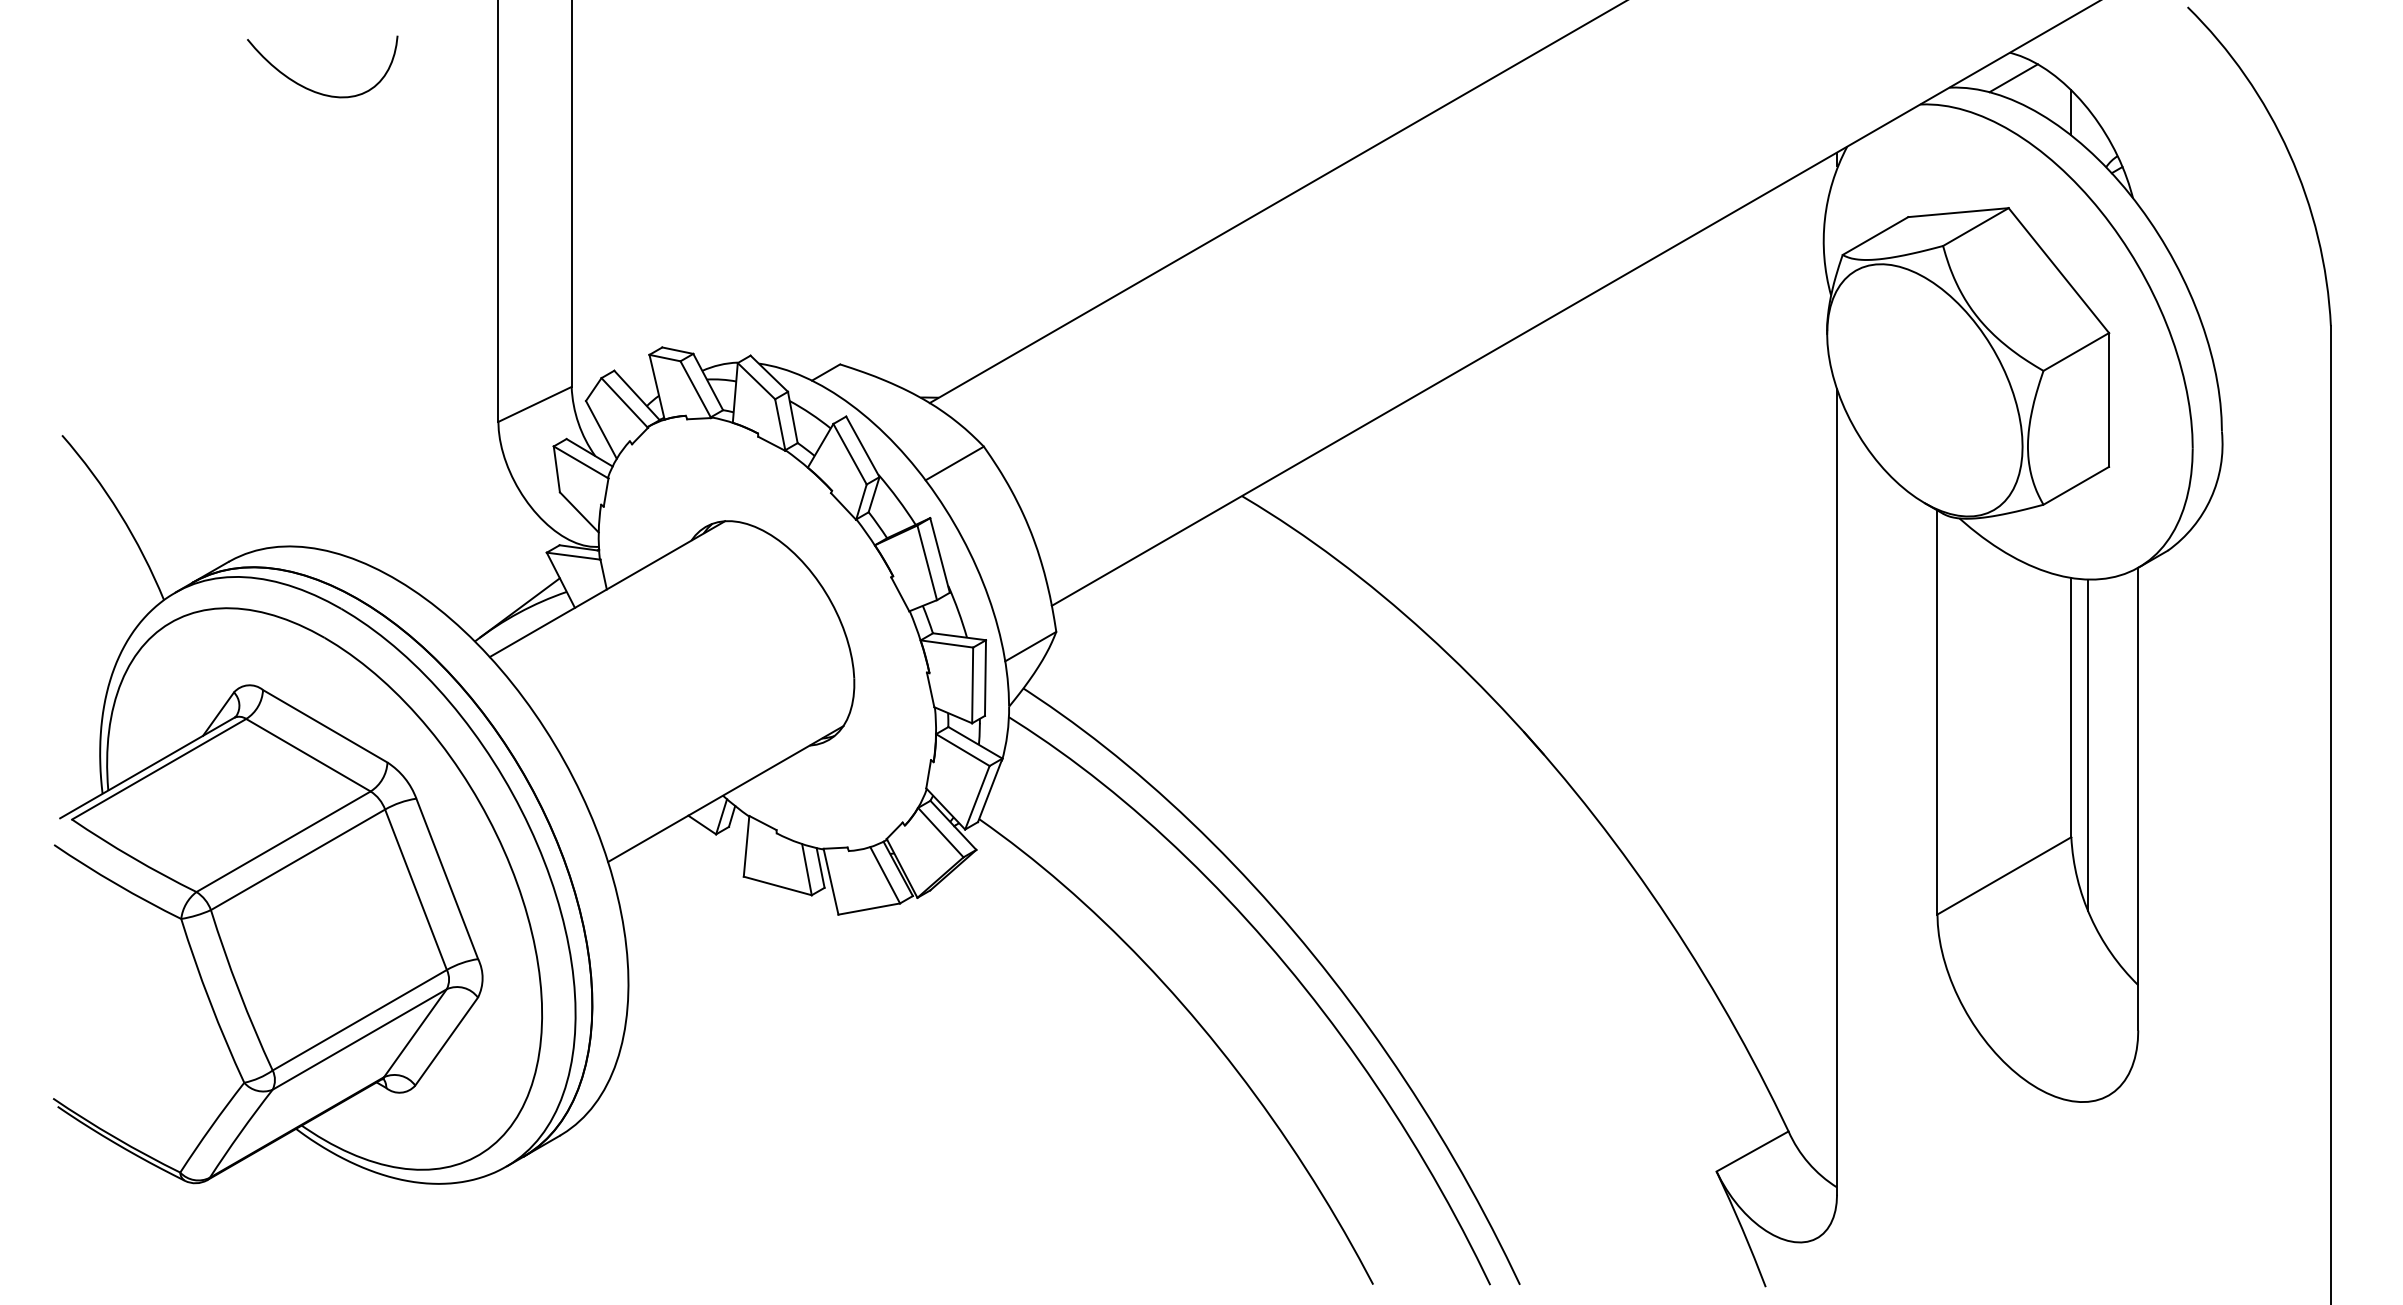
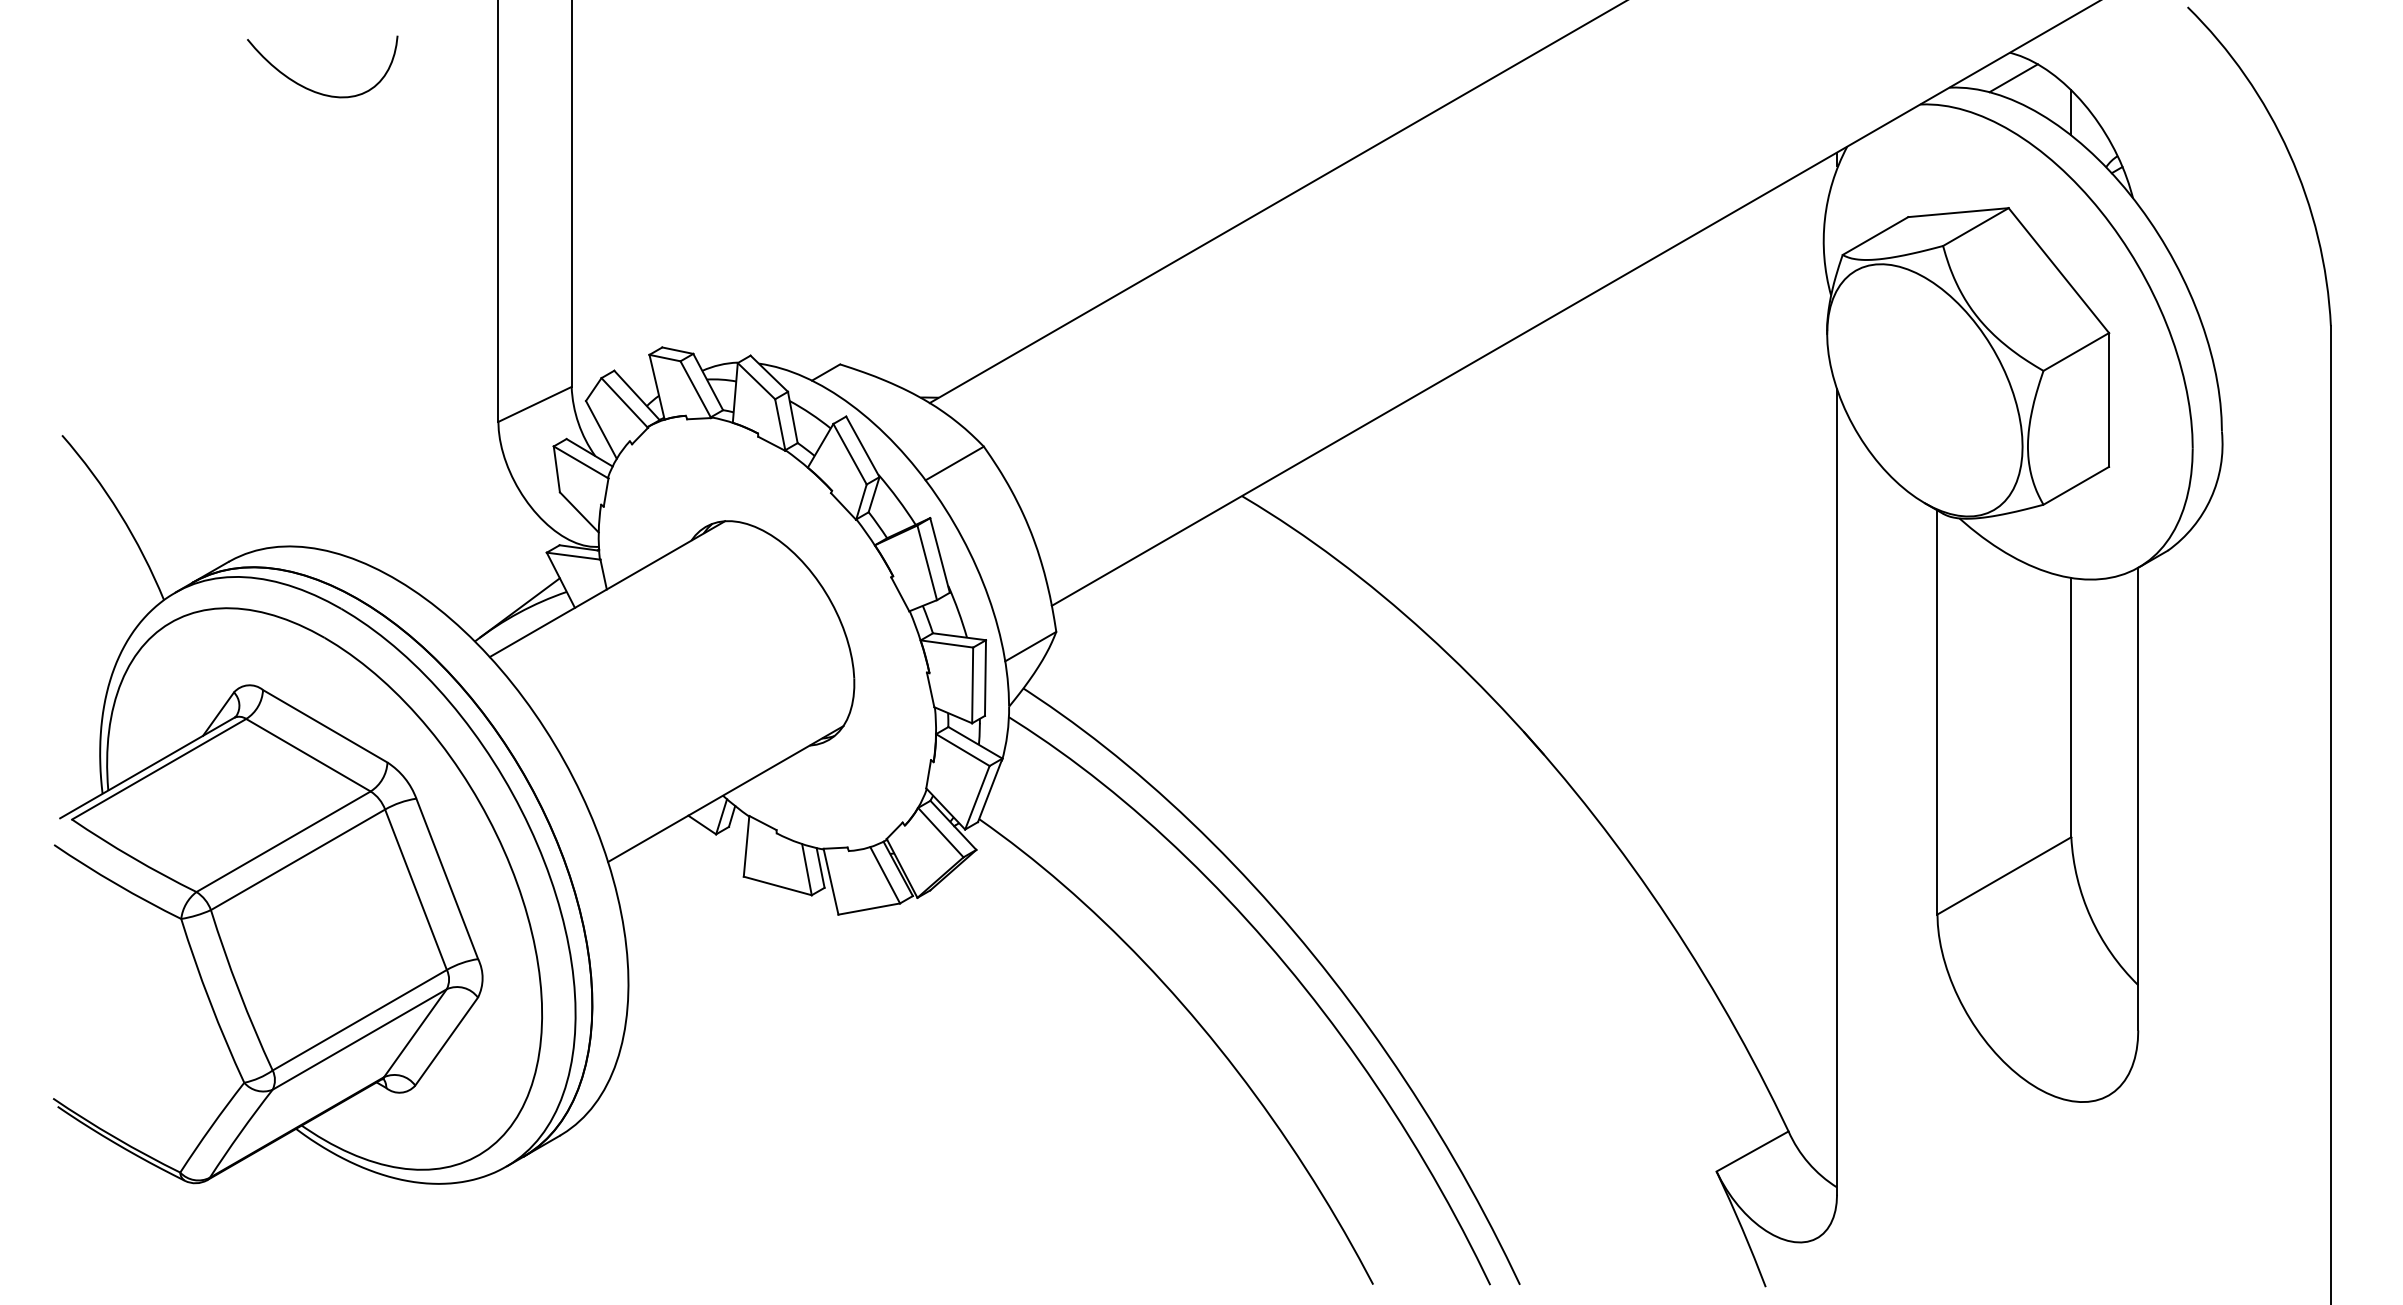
line: present -> none (2088, 745)
